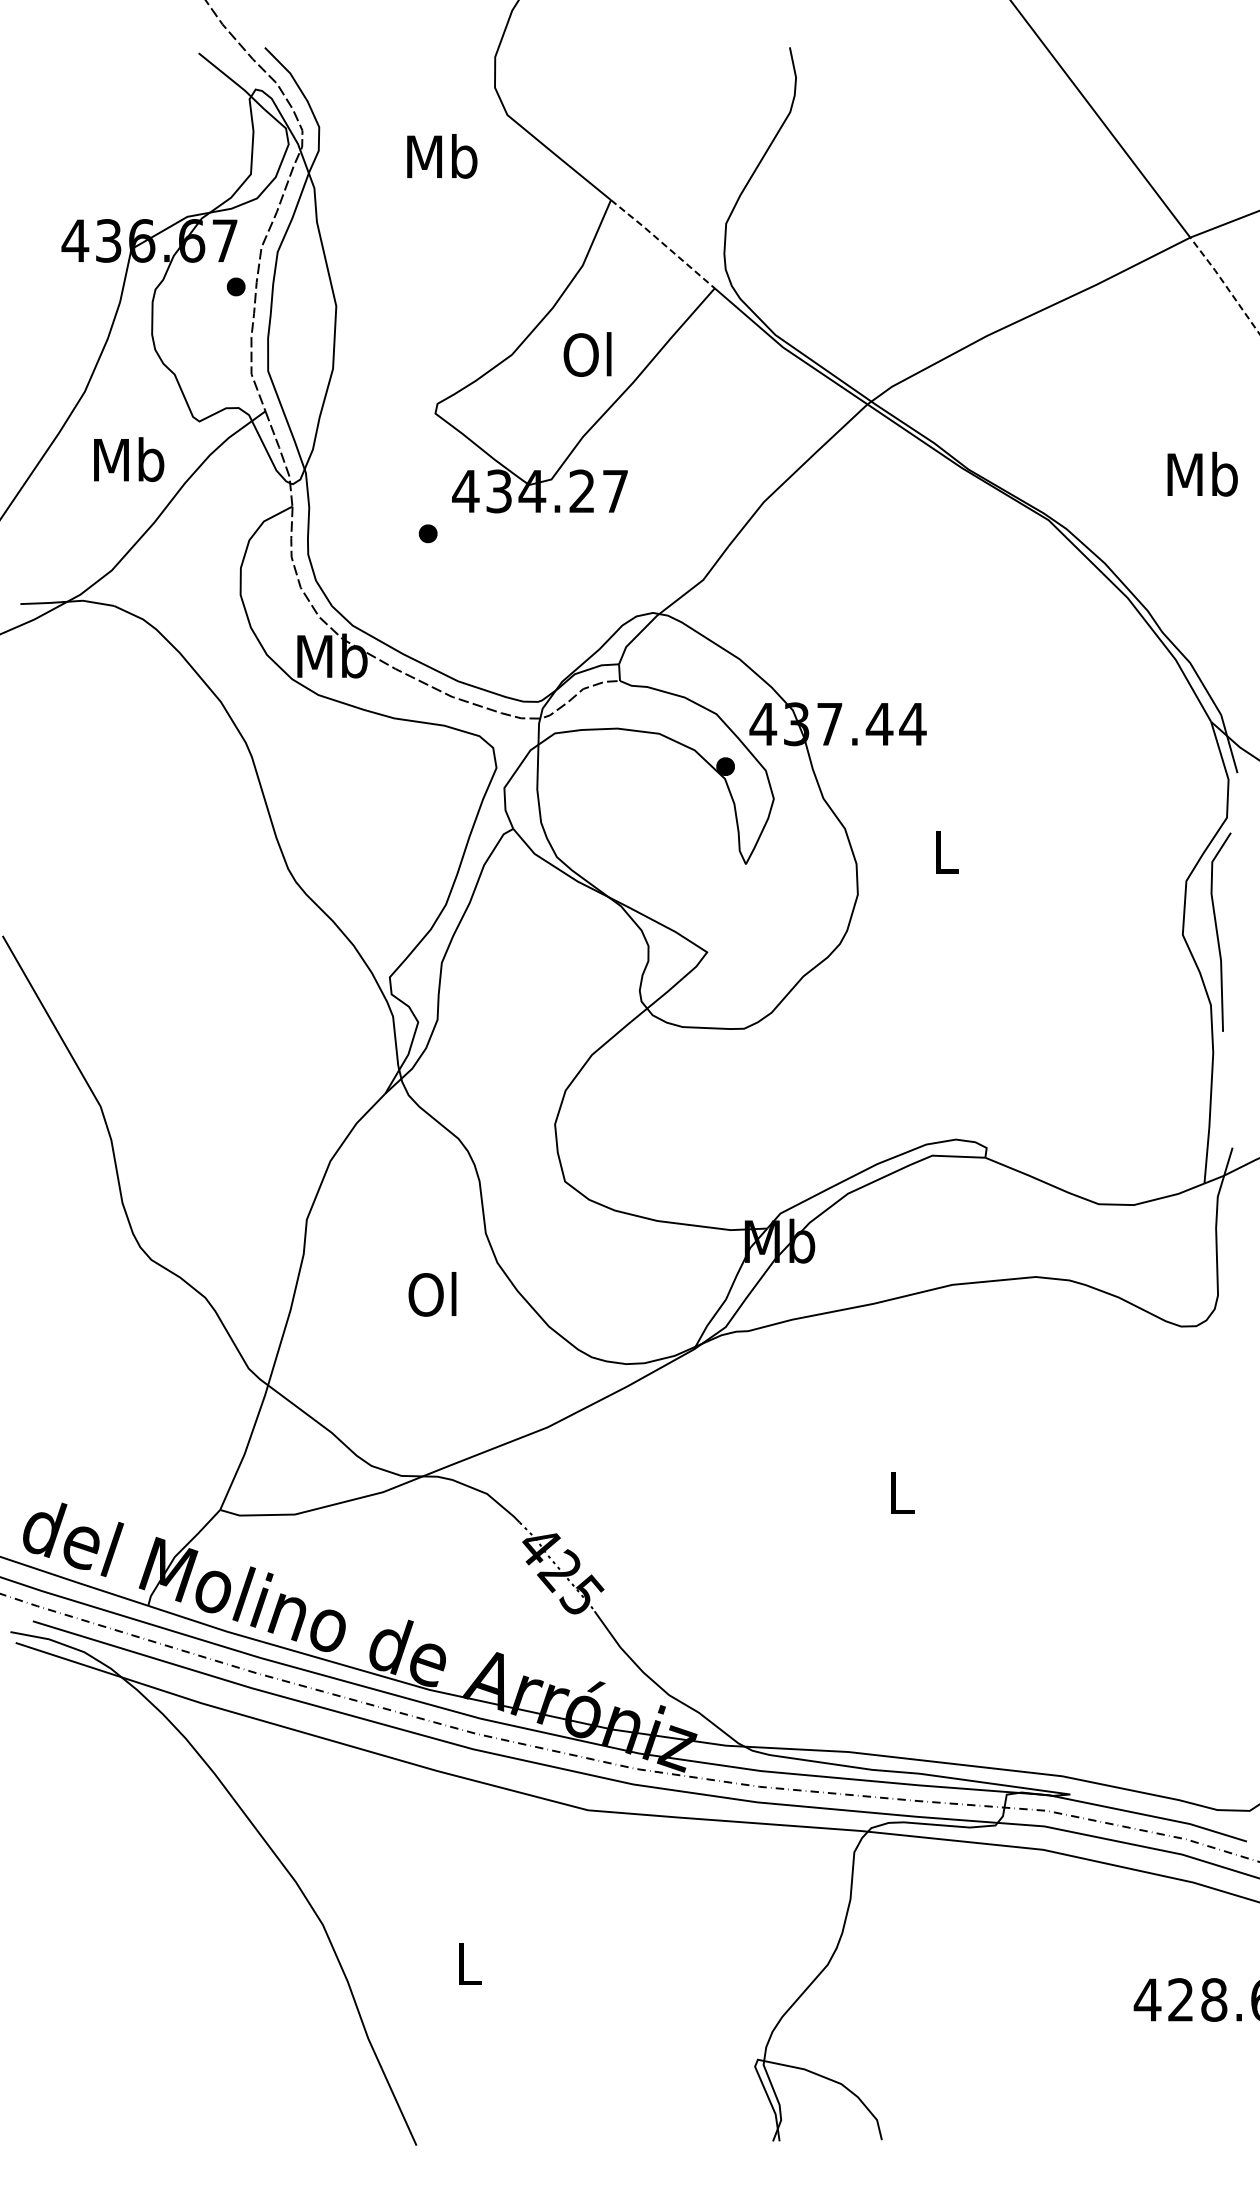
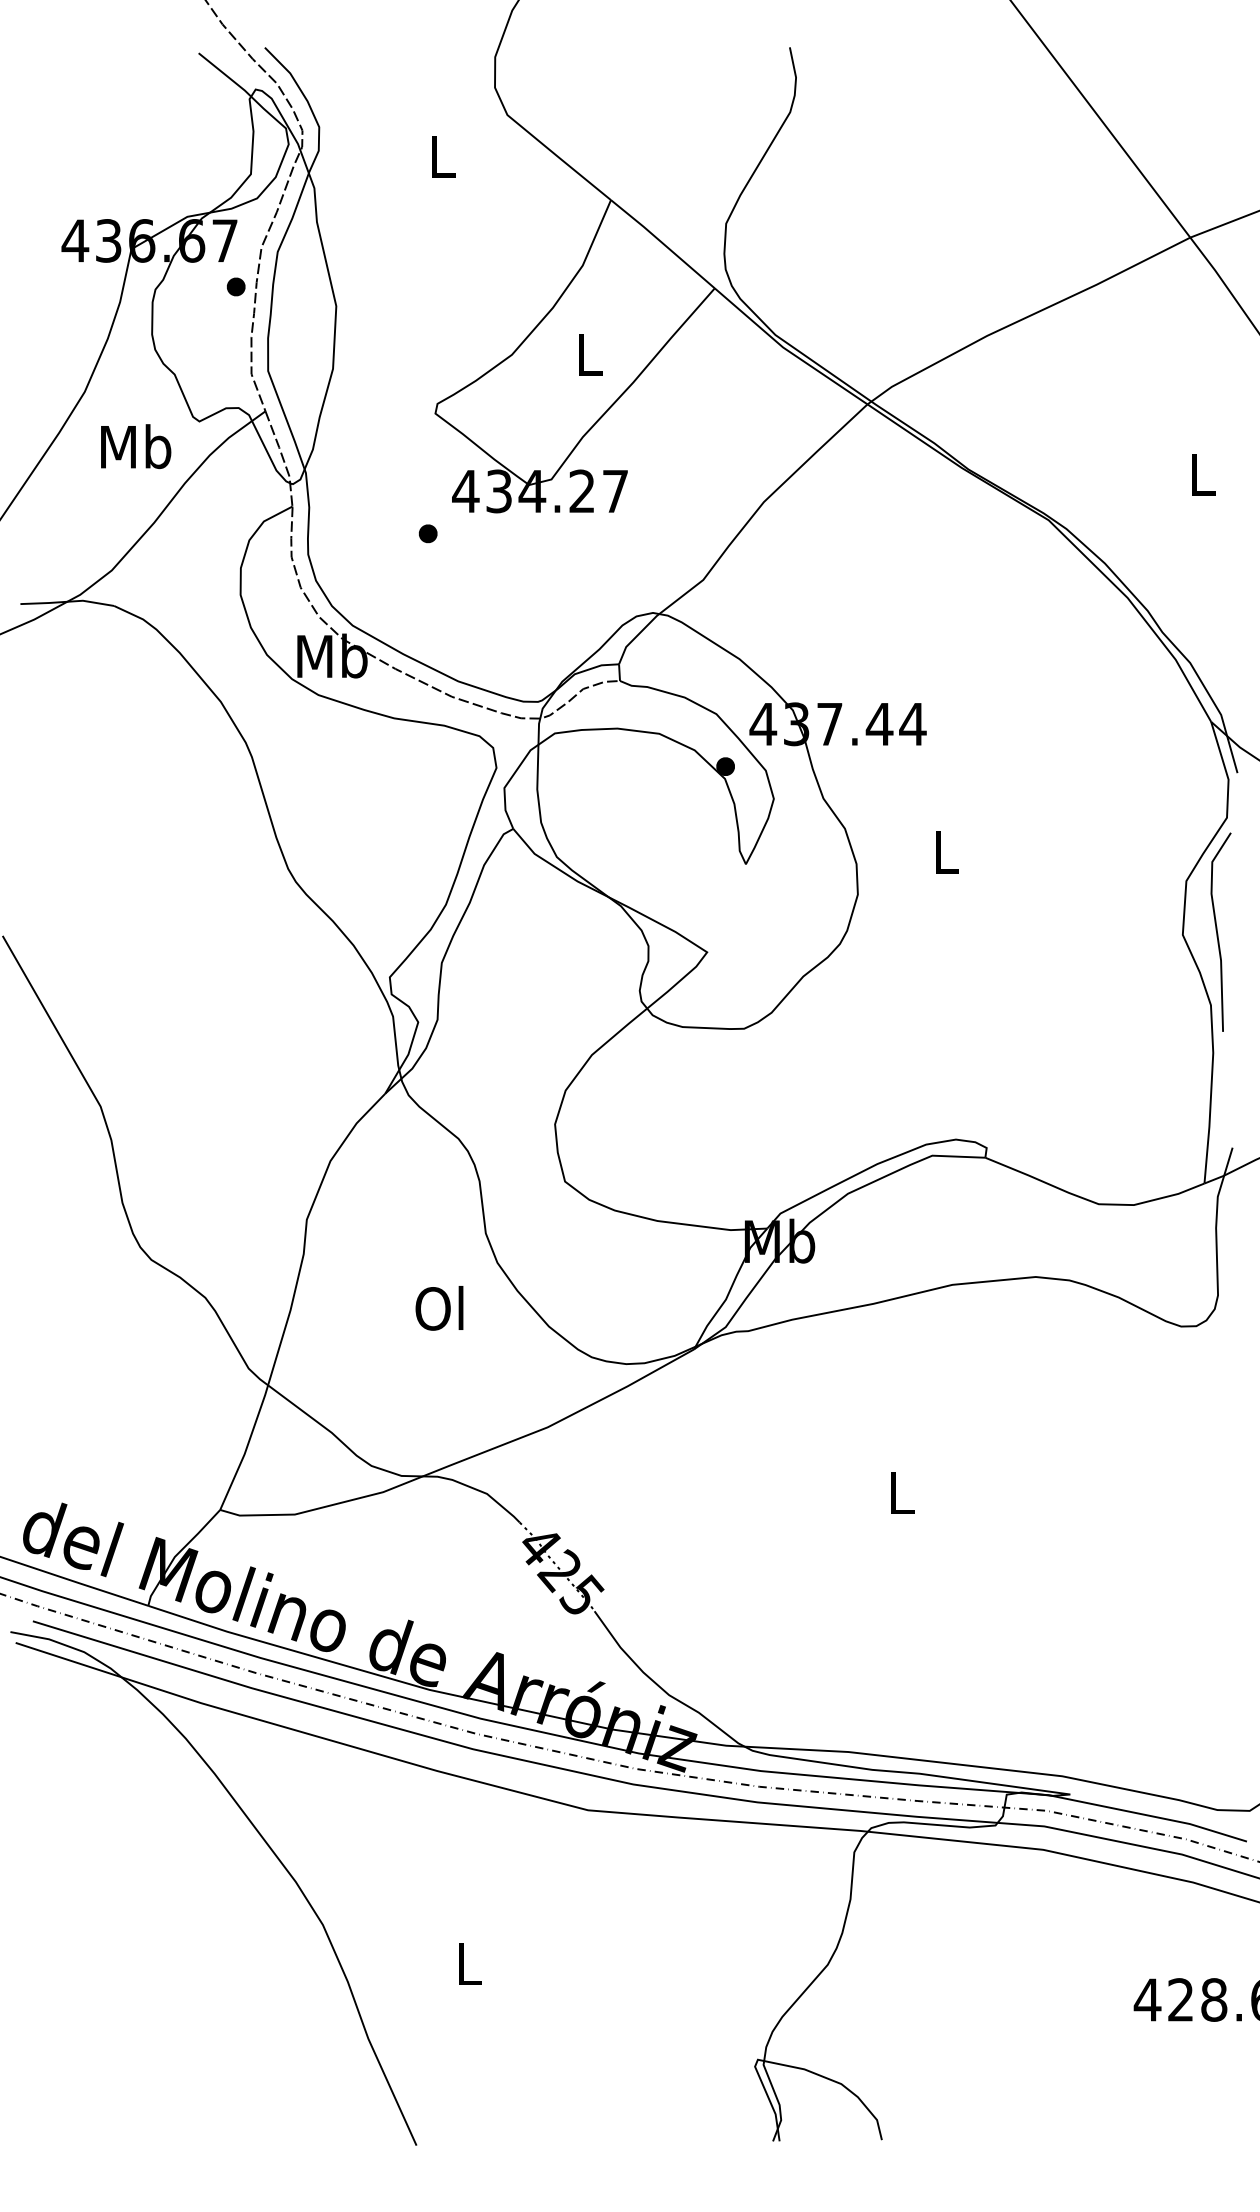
text: Mb -> L (442, 156)
line: dashed -> solid (663, 243)
line: dashed -> solid (1224, 284)
text: Ol -> L (587, 354)
text position: (129, 459) -> (136, 446) (136, 446)
text: Mb -> L (1202, 473)
text position: (432, 1294) -> (439, 1308) (439, 1308)
